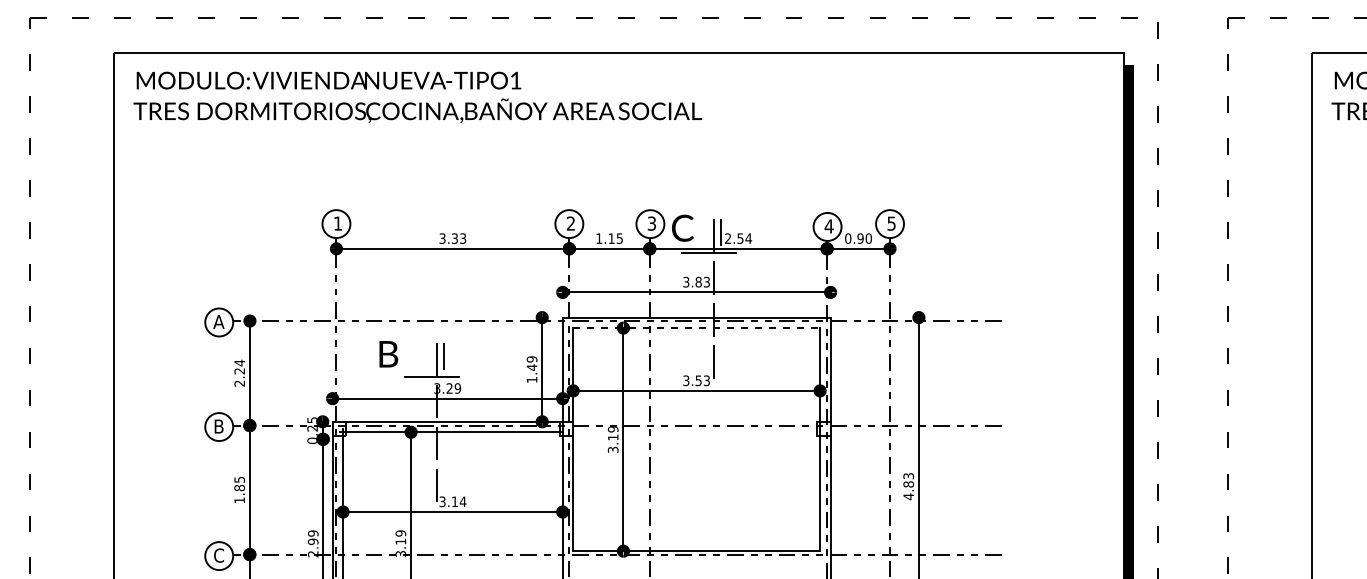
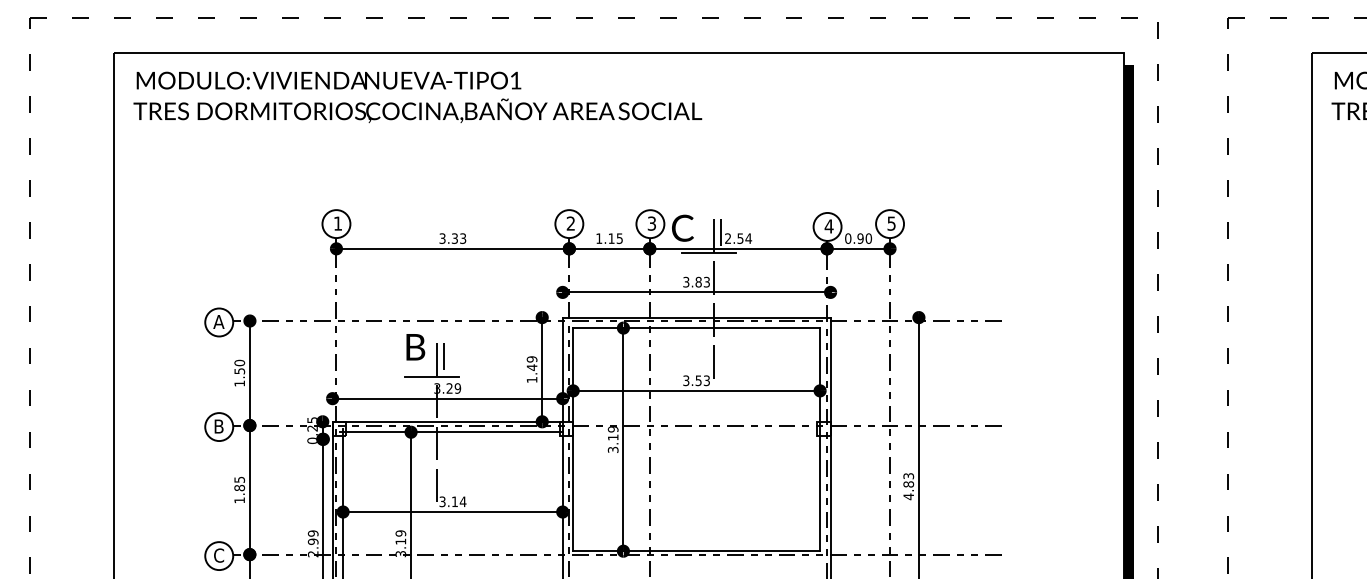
line: dashed -> solid (697, 328)
text position: (388, 354) -> (415, 347) (415, 347)
text: 2.24 -> 1.50 (239, 372)
